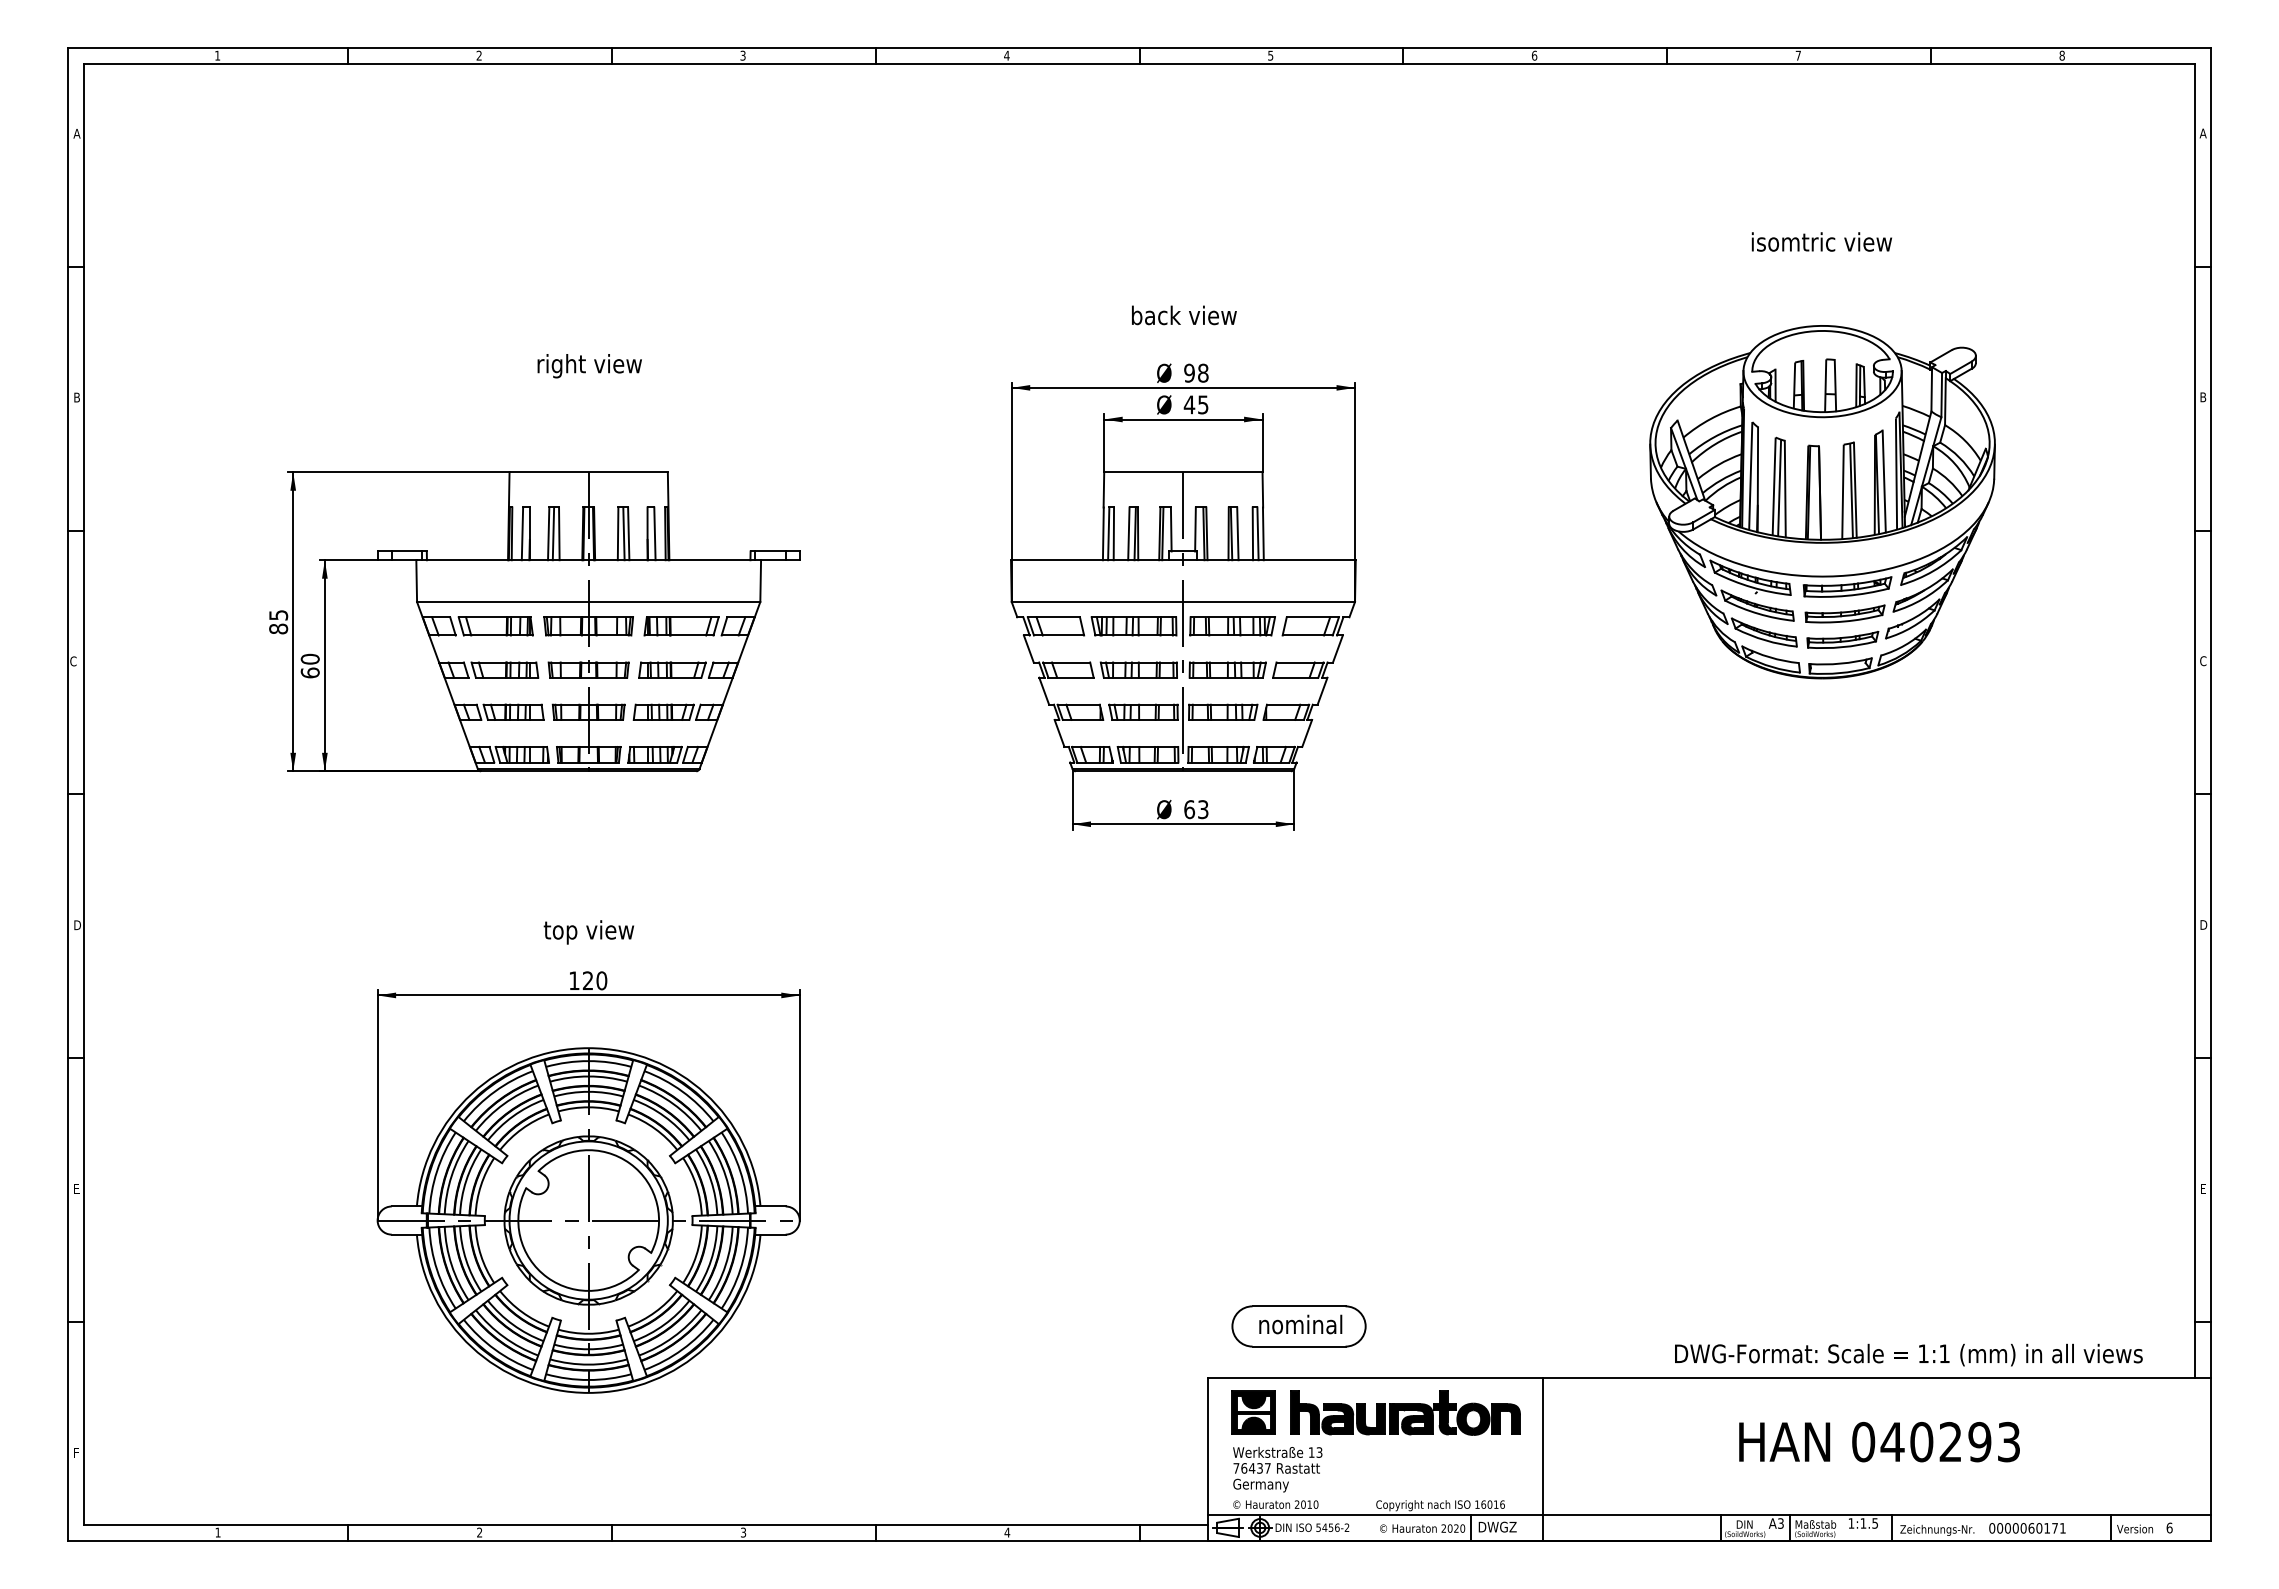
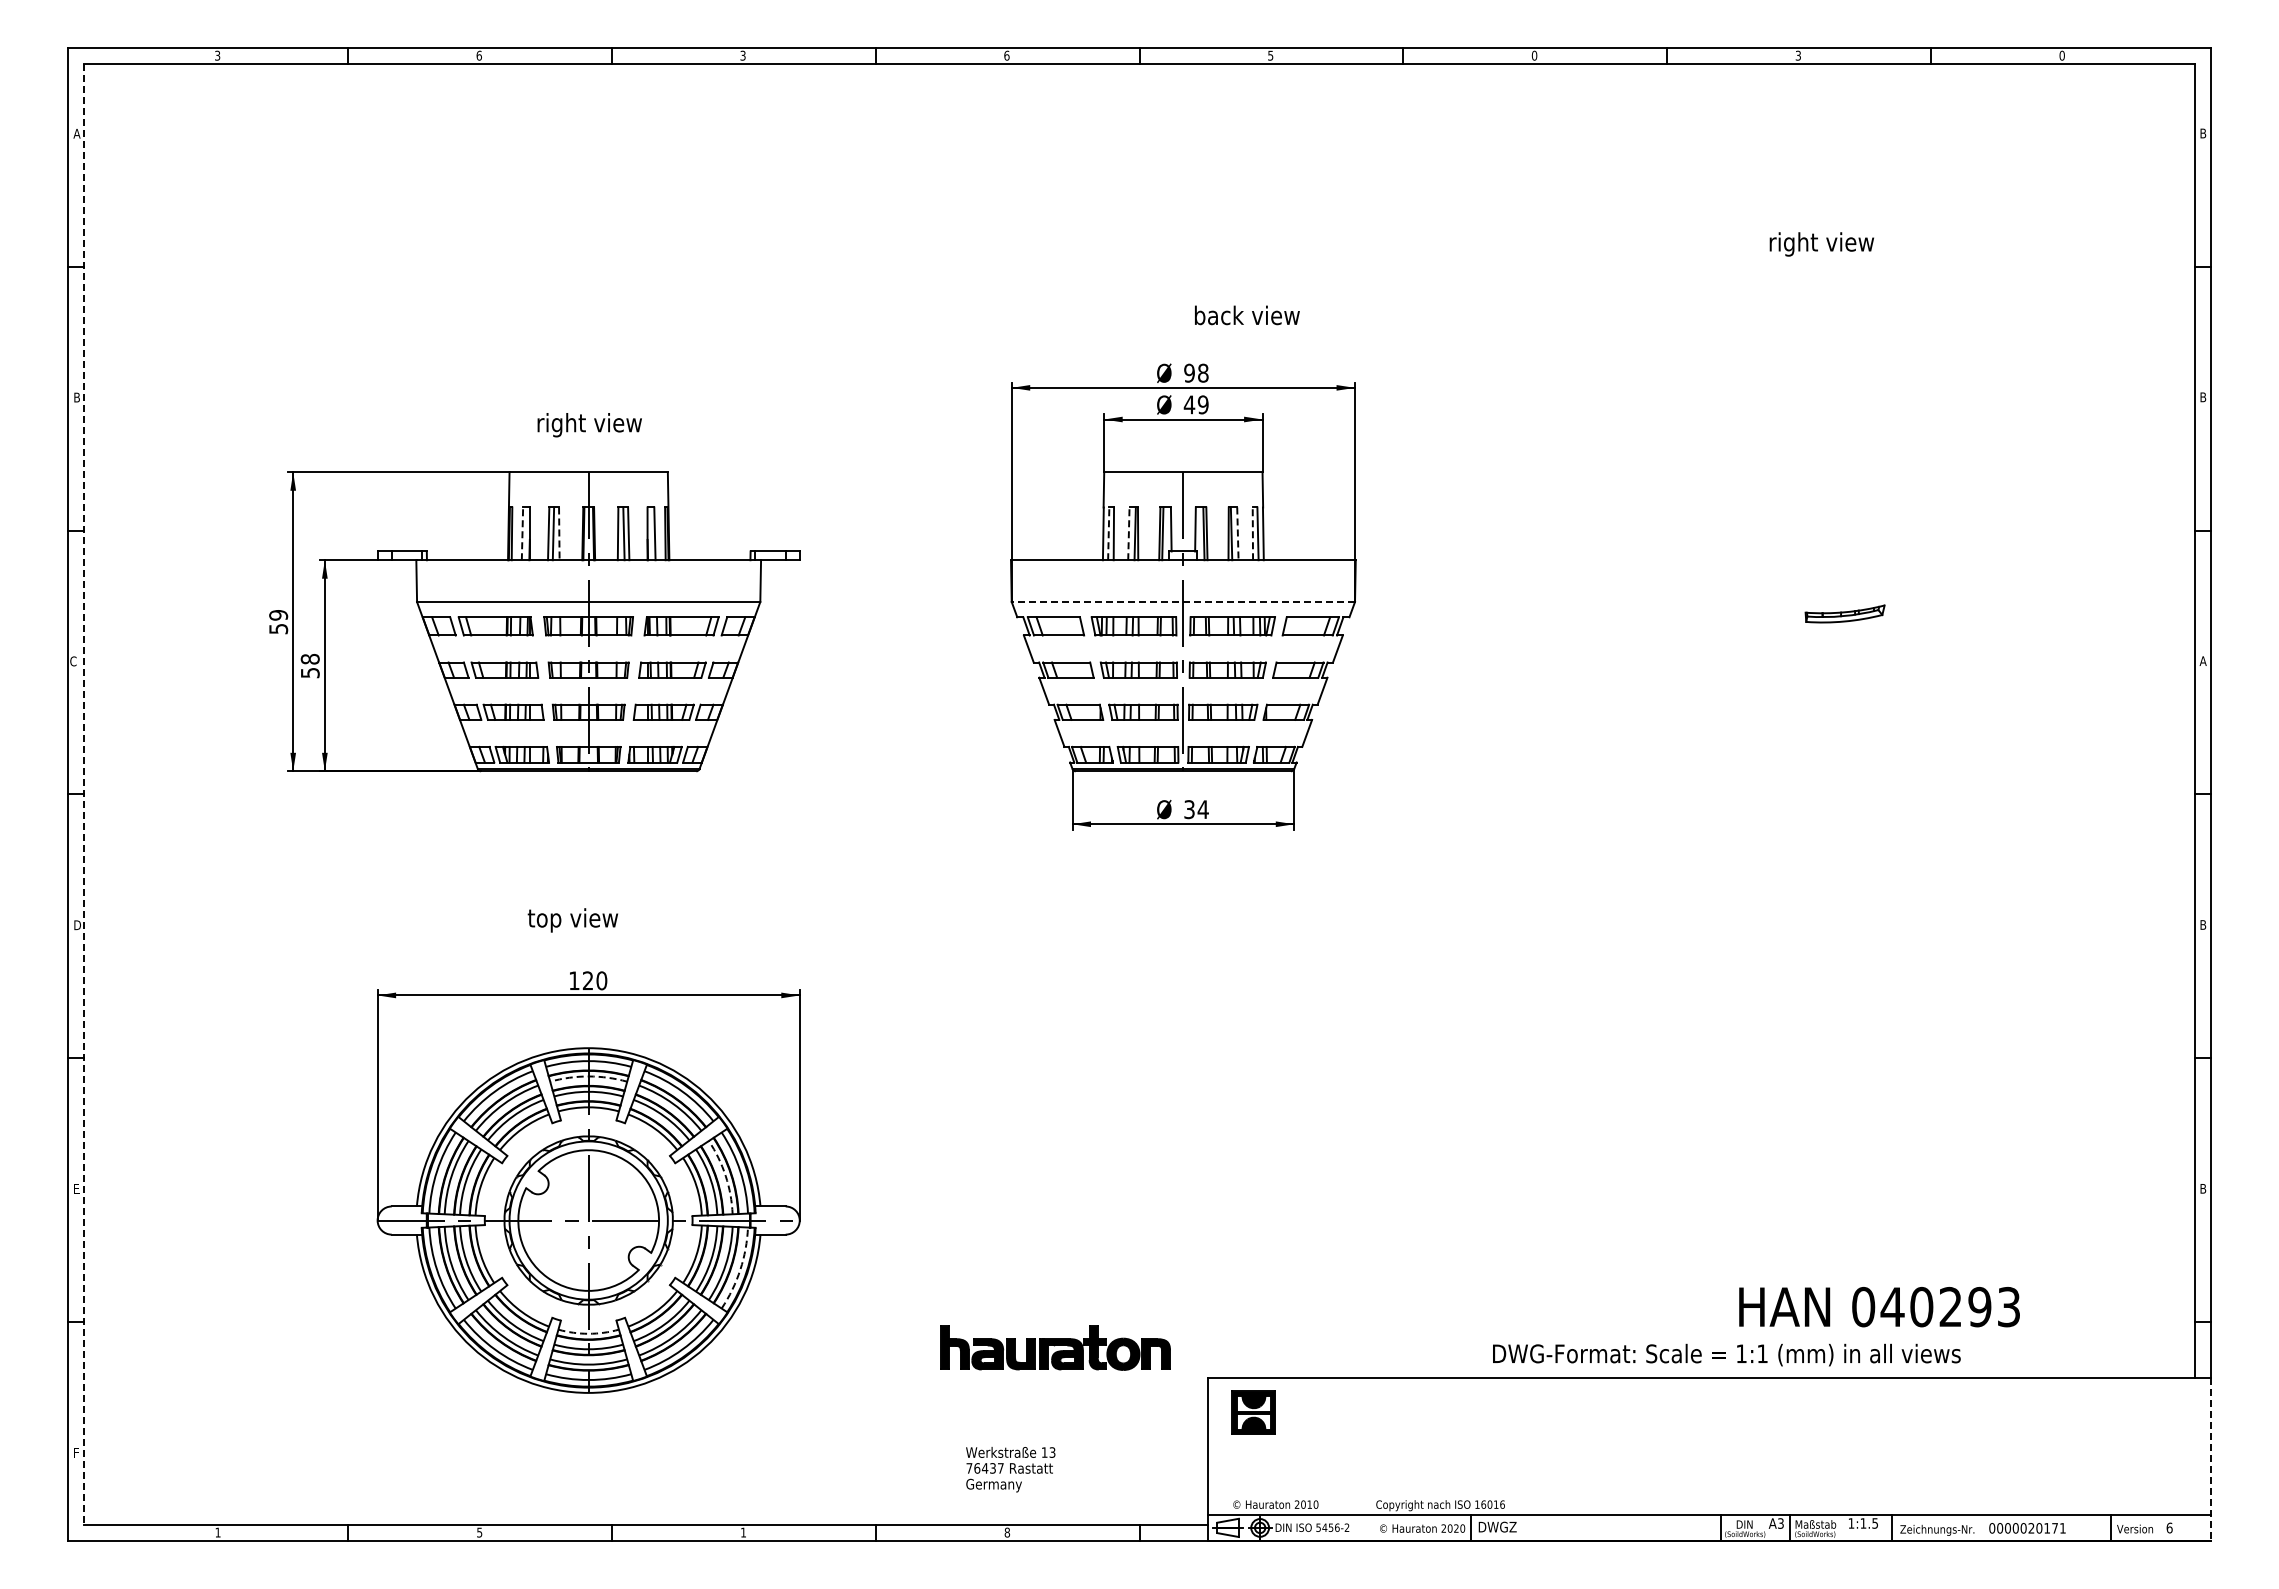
text: 1 -> 3 (217, 55)
text: 2 -> 6 (478, 55)
text: 4 -> 6 (1006, 55)
text: 6 -> 0 (1534, 55)
text: 7 -> 3 (1797, 55)
text: 8 -> 0 (2061, 55)
text: A -> B (2202, 133)
text: isomtric view -> right view (1821, 244)
text position: (1184, 315) -> (1247, 315) (1247, 315)
text position: (589, 366) -> (589, 425) (589, 425)
text: 45 -> 49 (1202, 404)
part: present -> none (1822, 502)
line: solid -> dashed (522, 533)
line: solid -> dashed (1108, 533)
line: solid -> dashed (1128, 533)
line: solid -> dashed (1252, 533)
line: solid -> dashed (559, 534)
line: solid -> dashed (1237, 534)
line: solid -> dashed (1183, 602)
text: 85 -> 59 (278, 622)
text: C -> A (2202, 661)
text: 60 -> 58 (309, 665)
line: solid -> dashed (84, 794)
text: 63 -> 34 (1196, 809)
text: D -> B (2204, 924)
text position: (588, 932) -> (572, 920) (572, 920)
arc: solid -> dashed (588, 1076)
arc: solid -> dashed (725, 1176)
text: E -> B (2203, 1188)
arc: solid -> dashed (740, 1269)
part: present -> none (1298, 1326)
arc: solid -> dashed (588, 1333)
text position: (1908, 1354) -> (1726, 1354) (1726, 1354)
part position: (1405, 1412) -> (1055, 1347) (1055, 1347)
text position: (1879, 1442) -> (1879, 1307) (1879, 1307)
line: present -> none (1543, 1459)
line: solid -> dashed (2210, 1459)
text position: (1277, 1469) -> (1010, 1469) (1010, 1469)
text: 0000060171 -> 0000020171 (2031, 1528)
text: 2 -> 5 (479, 1532)
text: 3 -> 1 (743, 1532)
text: 4 -> 8 (1007, 1532)
